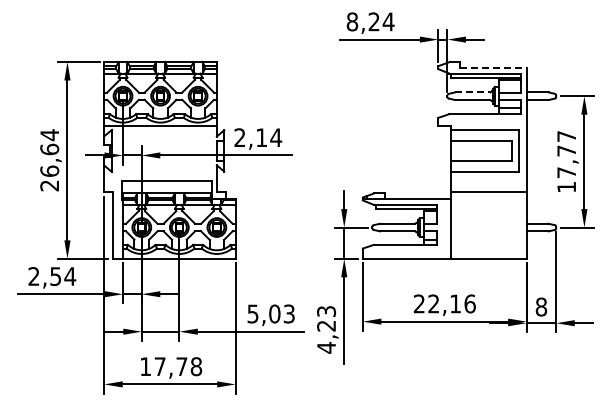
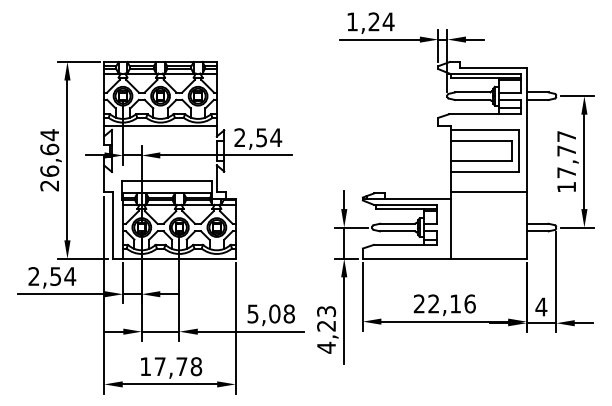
text: 8,24 -> 1,24 (352, 21)
line: dashed -> solid (494, 67)
line: dashed -> solid (473, 92)
text: 2,14 -> 2,54 (261, 137)
text: 8 -> 4 (541, 306)
text: 5,03 -> 5,08 (288, 313)
